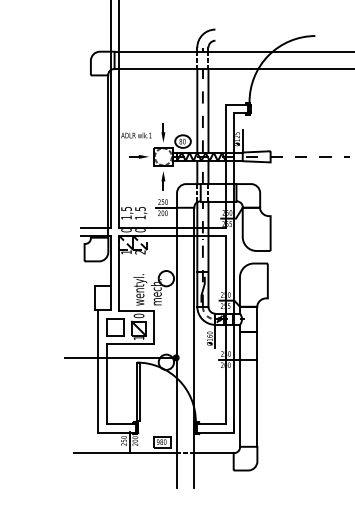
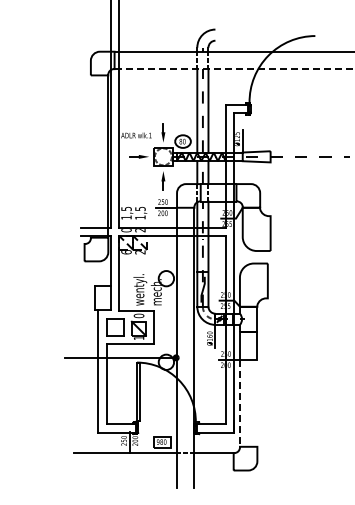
line: solid -> dashed (234, 69)
text: 0 -> 2 (140, 230)
text: 1 -> 6 (126, 252)
line: present -> none (257, 402)
line: solid -> dashed (239, 403)
